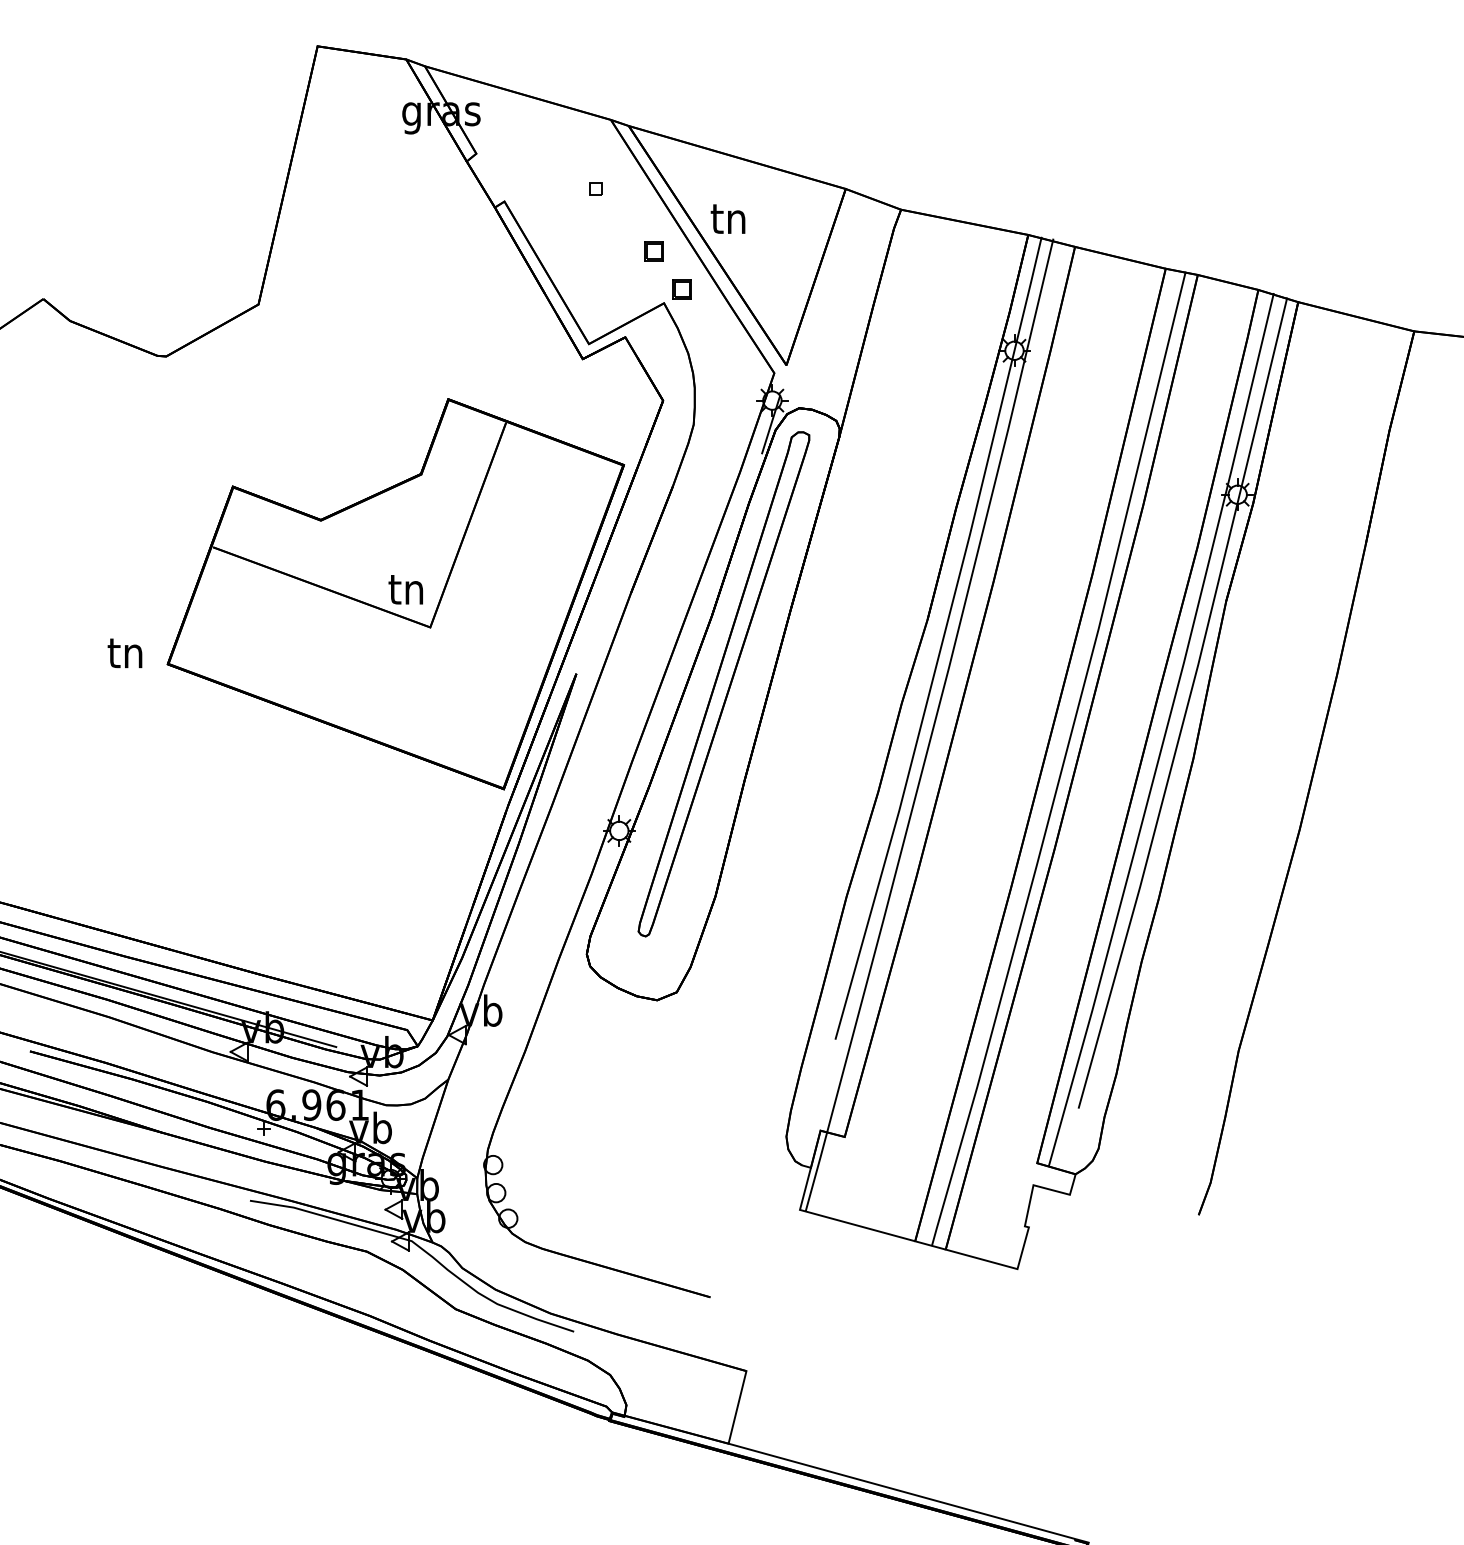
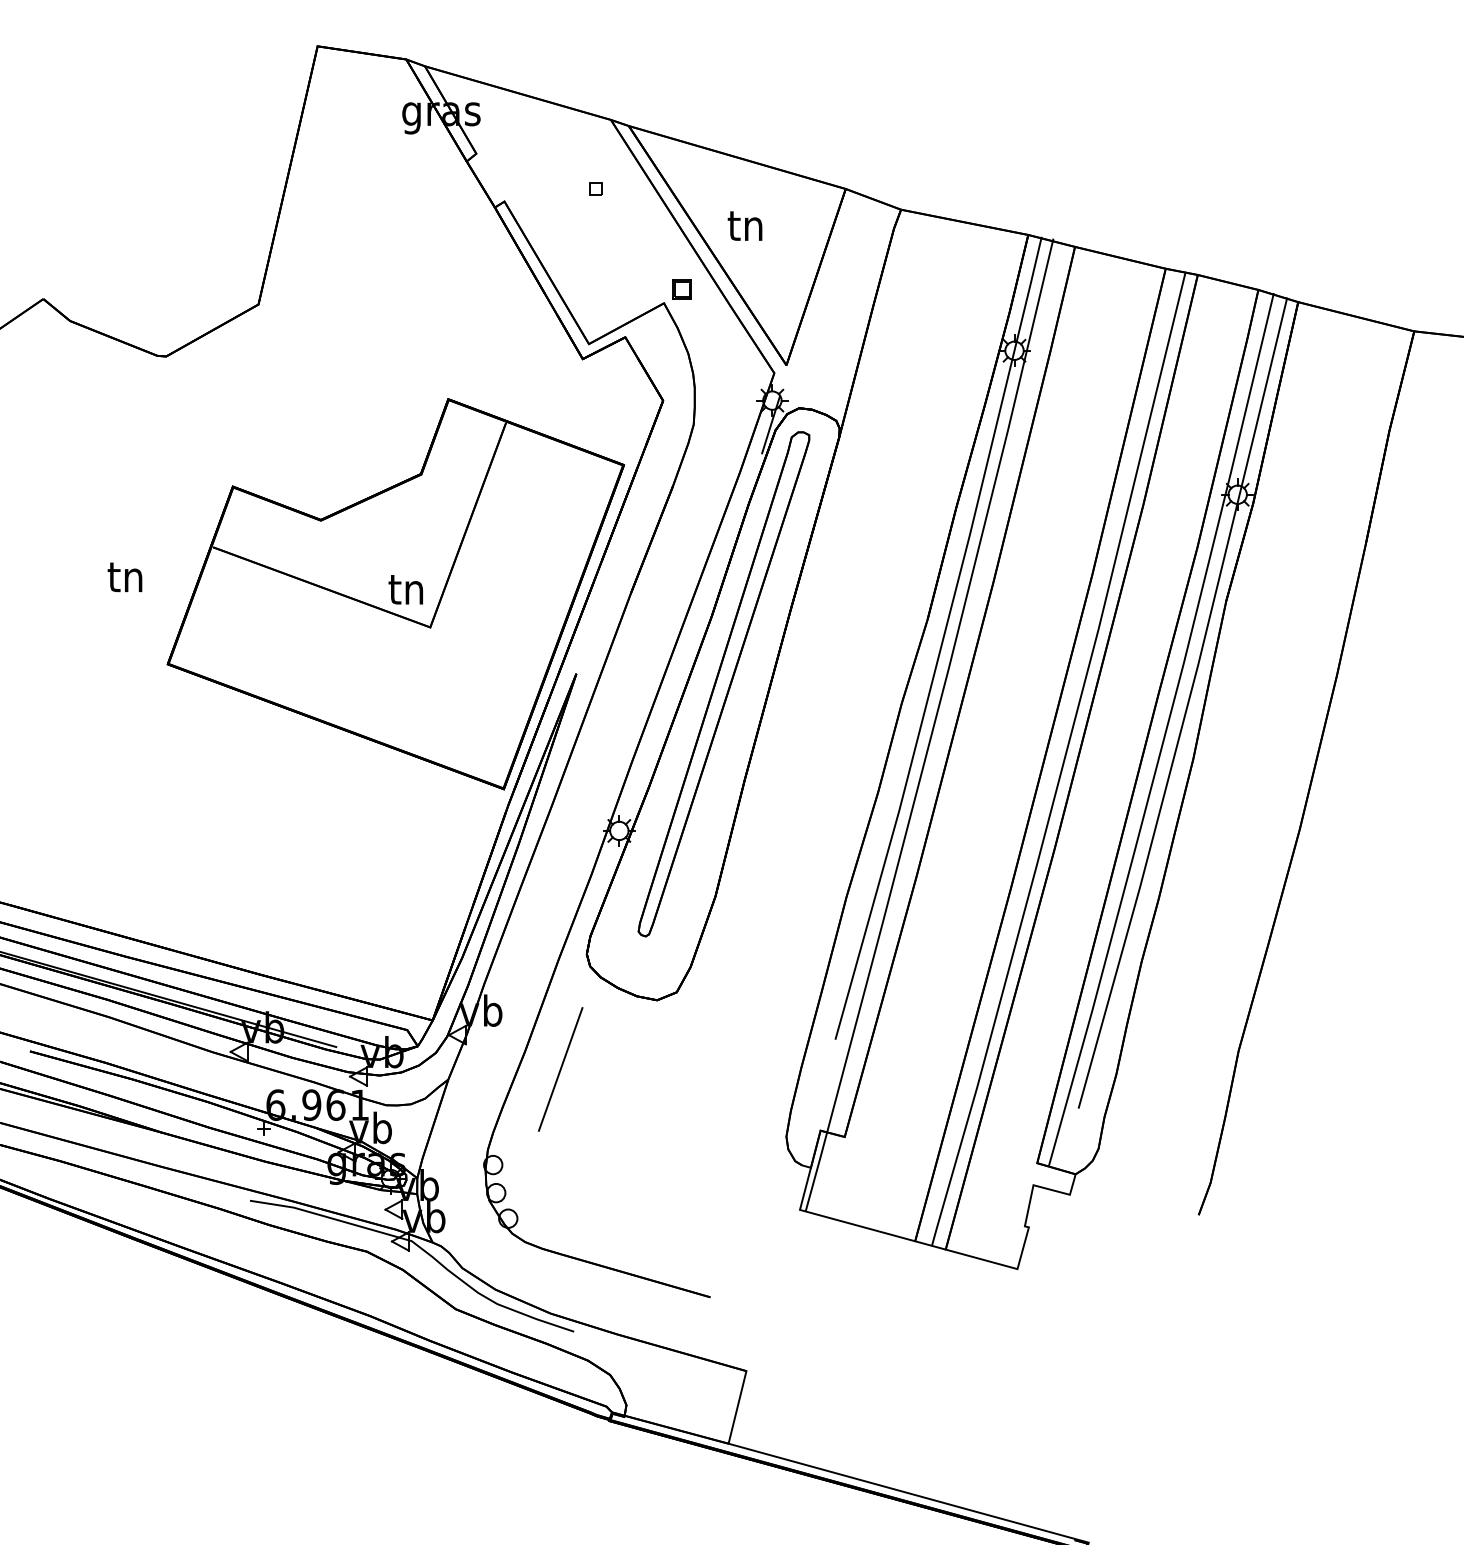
text position: (727, 218) -> (744, 225) (744, 225)
part: present -> none (653, 251)
text position: (124, 653) -> (124, 577) (124, 577)
line: none -> present (560, 1069)
